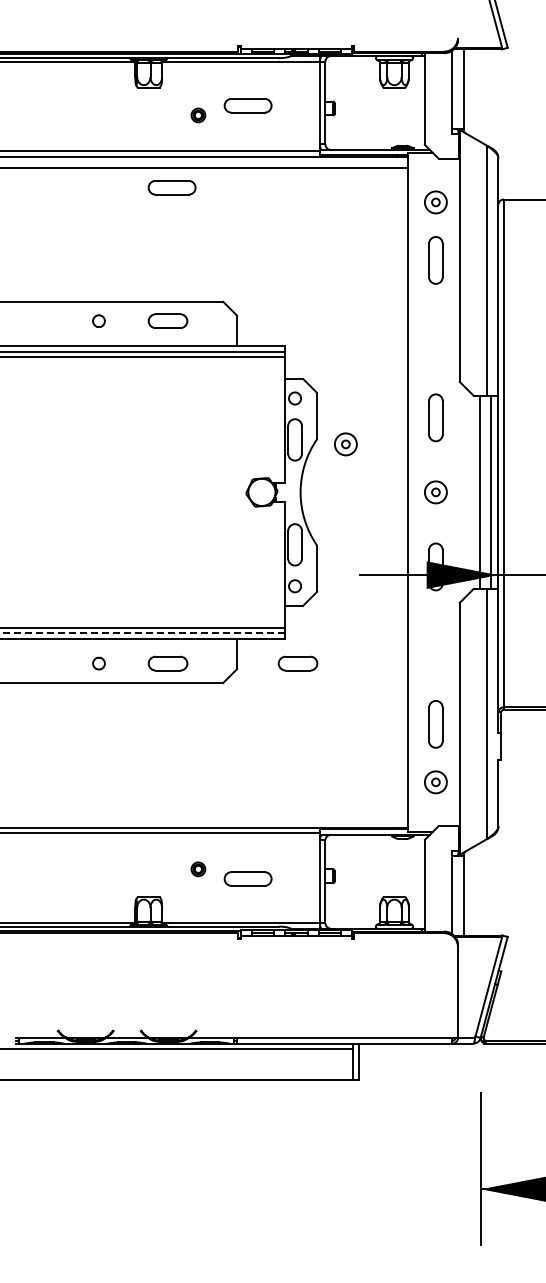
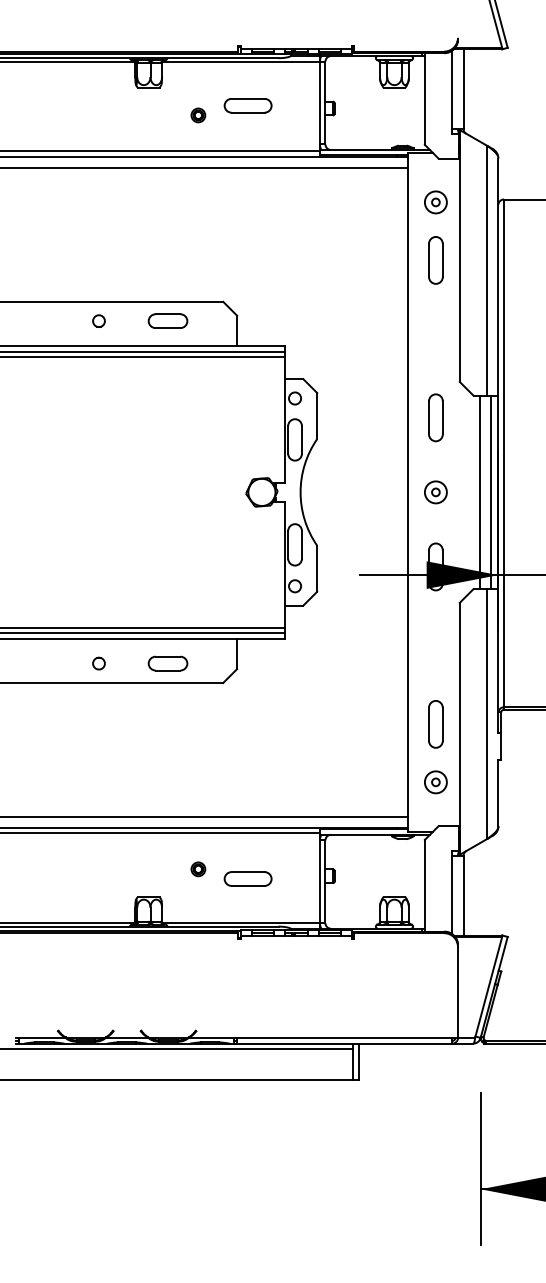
part: present -> none (171, 187)
part: present -> none (345, 444)
line: dashed -> solid (142, 633)
part: present -> none (297, 663)
line: none -> present (205, 816)
